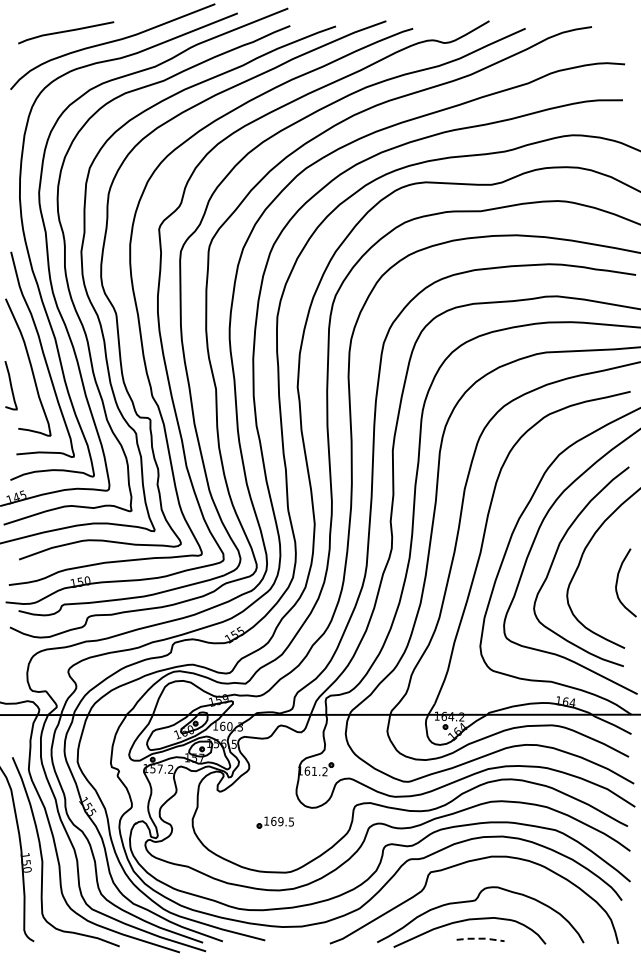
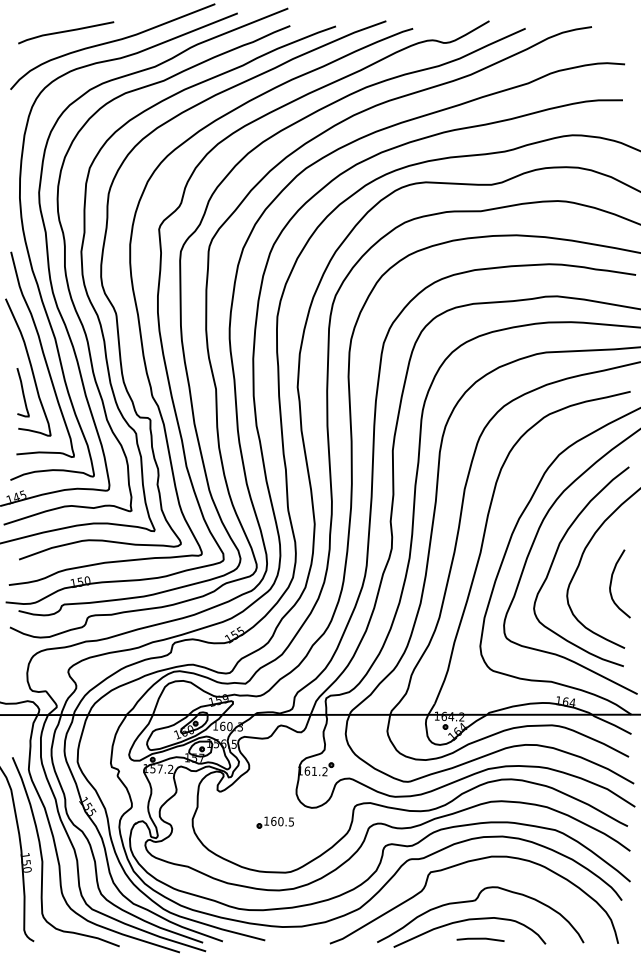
curve position: (10, 385) -> (22, 392) (22, 392)
curve position: (618, 579) -> (612, 580) (612, 580)
text: 169.5 -> 160.5 (280, 821)
line: dashed -> solid (480, 938)
